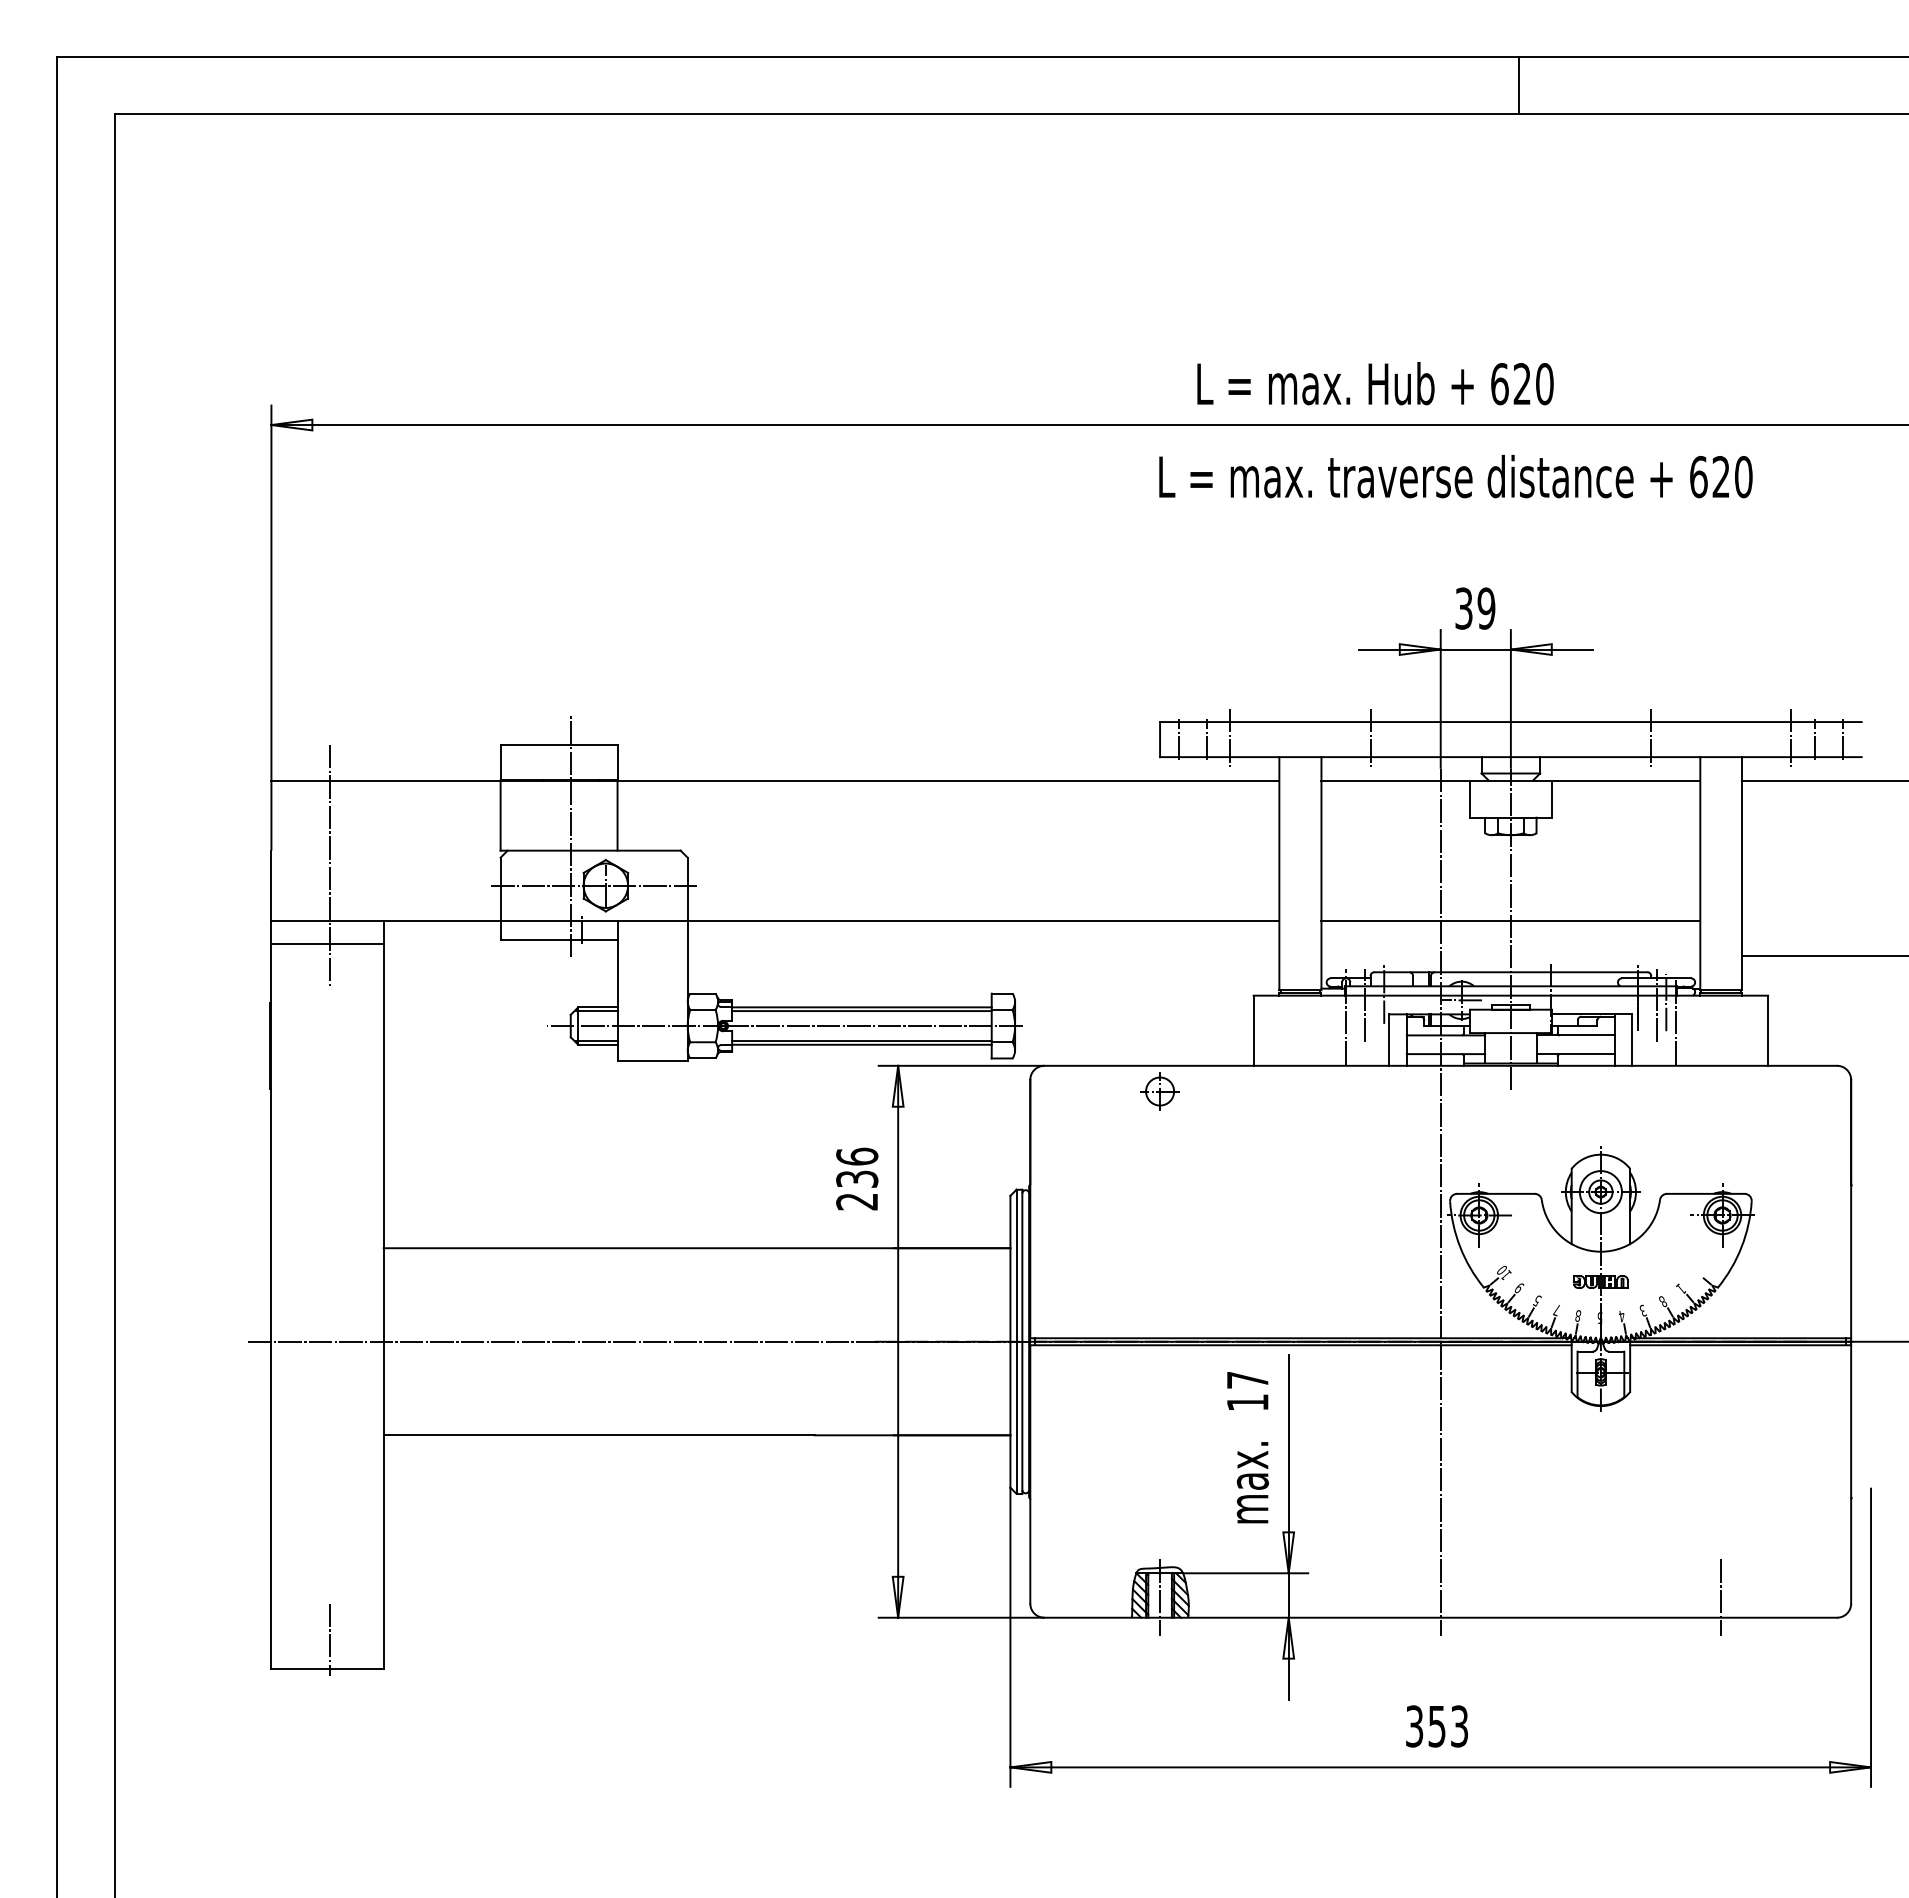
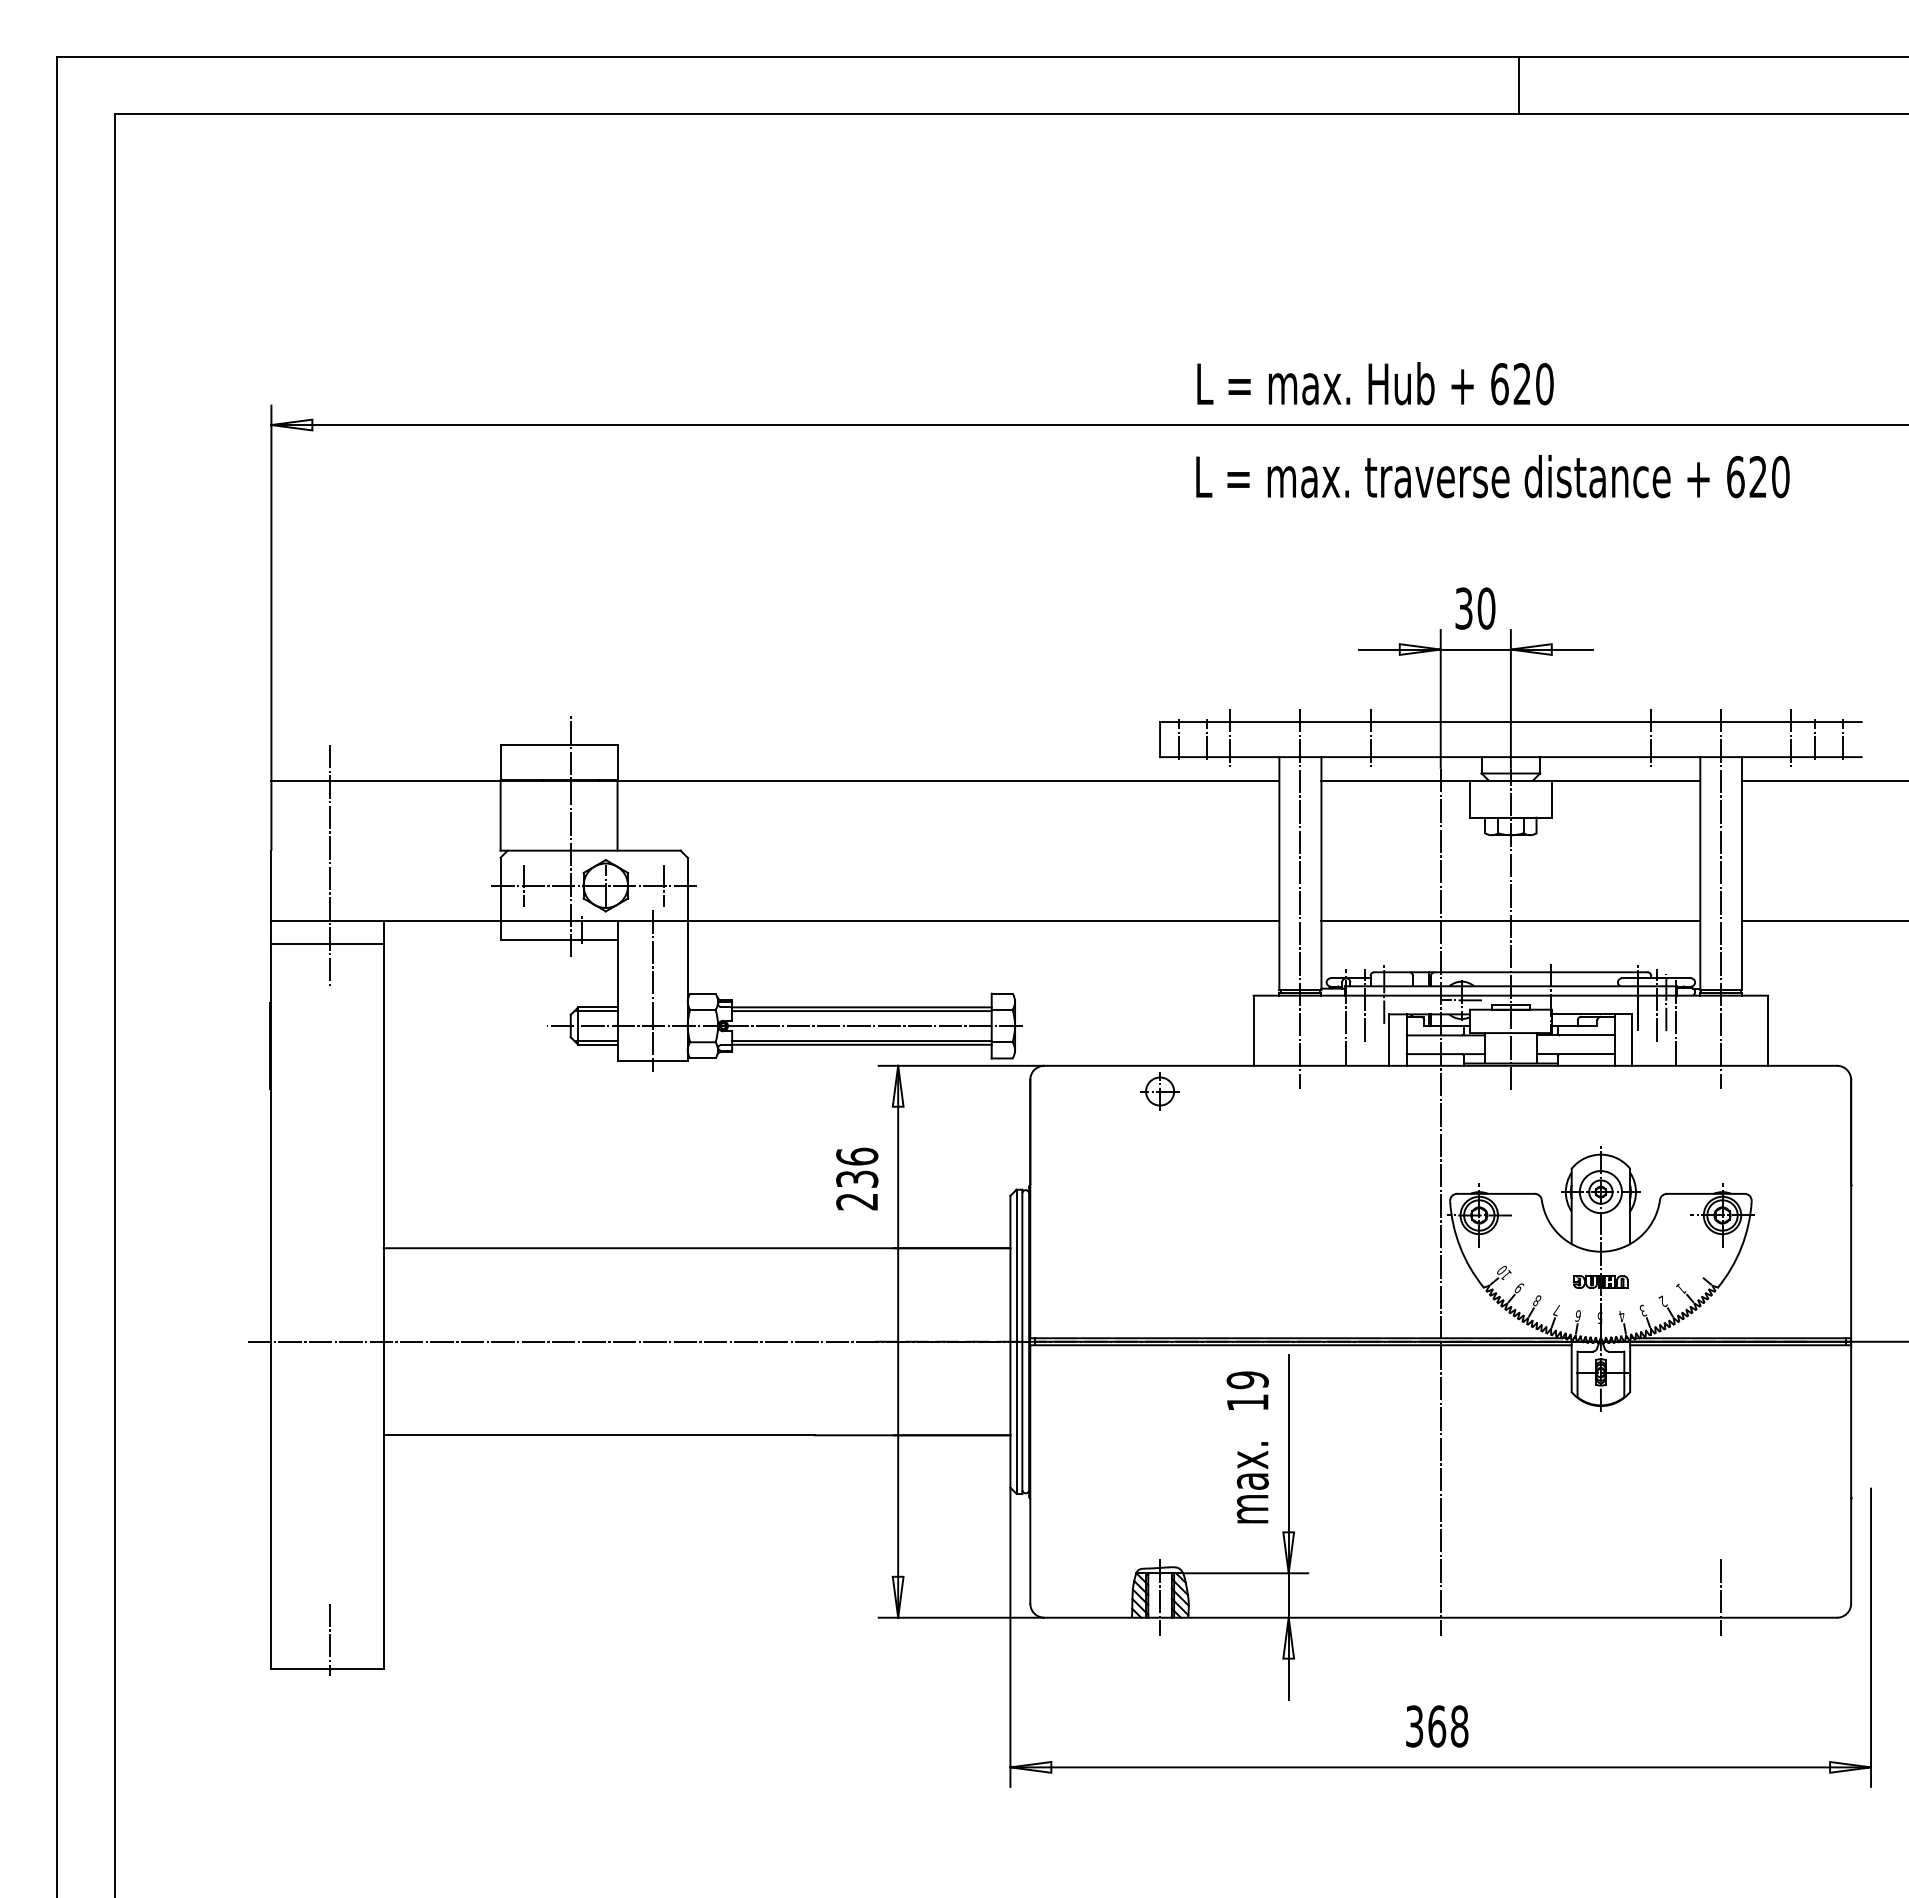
text position: (1455, 476) -> (1492, 476) (1492, 476)
text: 39 -> 30 (1486, 608)
line: none -> present (524, 885)
line: none -> present (664, 885)
line: none -> present (1300, 898)
line: none -> present (1721, 898)
line position: (1823, 955) -> (1823, 920) (1823, 920)
line: none -> present (652, 990)
text: 5 -> 8 (1536, 1300)
text: 8 -> 2 (1662, 1301)
text: 8 -> 6 (1578, 1315)
text: 17 -> 19 (1247, 1380)
text: 353 -> 368 (1448, 1726)
